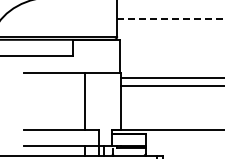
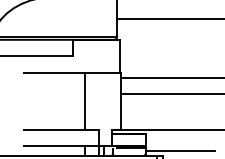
line: dashed -> solid (171, 18)
line position: (170, 86) -> (170, 94) (170, 94)
line: none -> present (180, 151)
